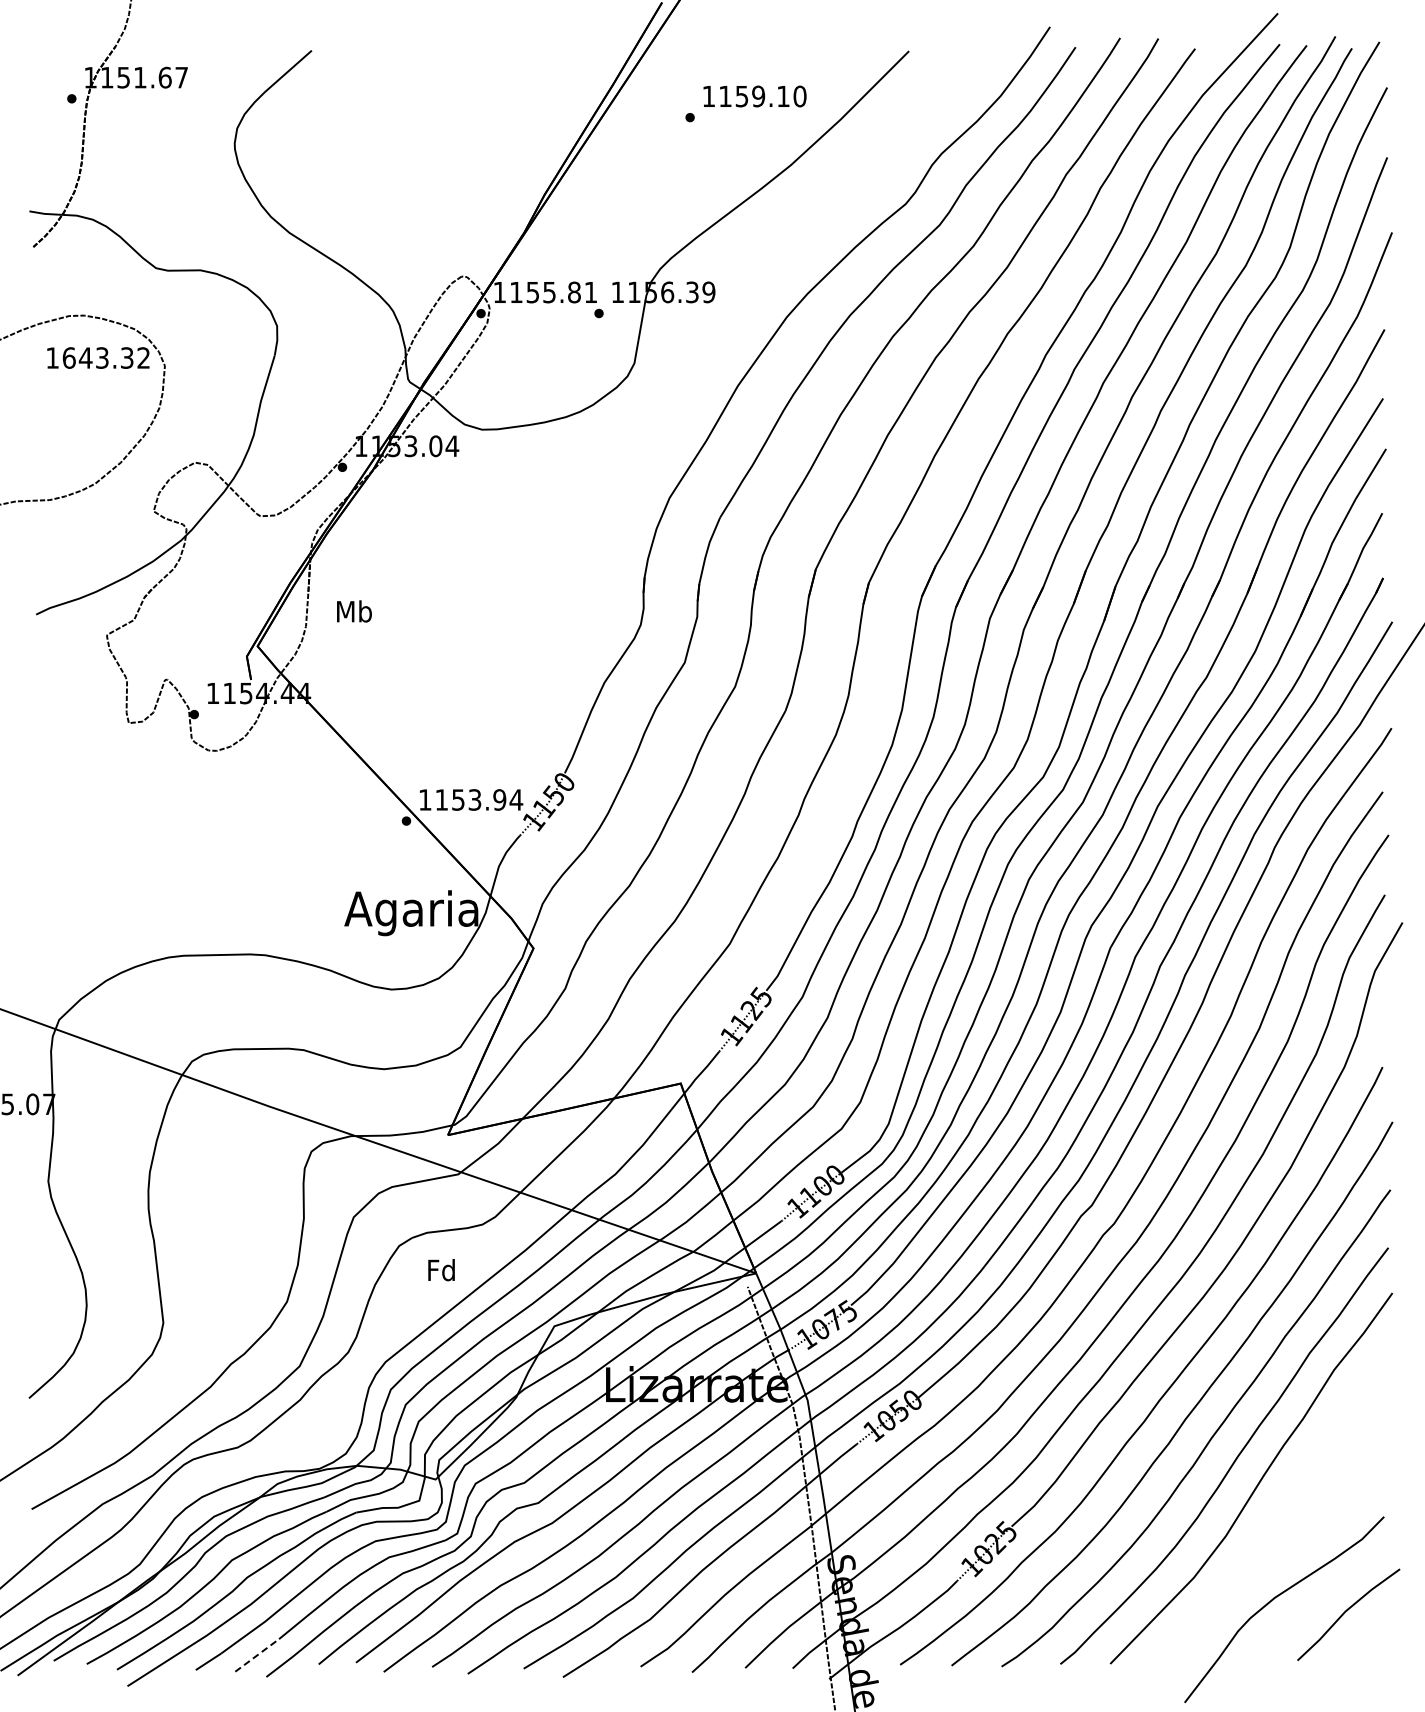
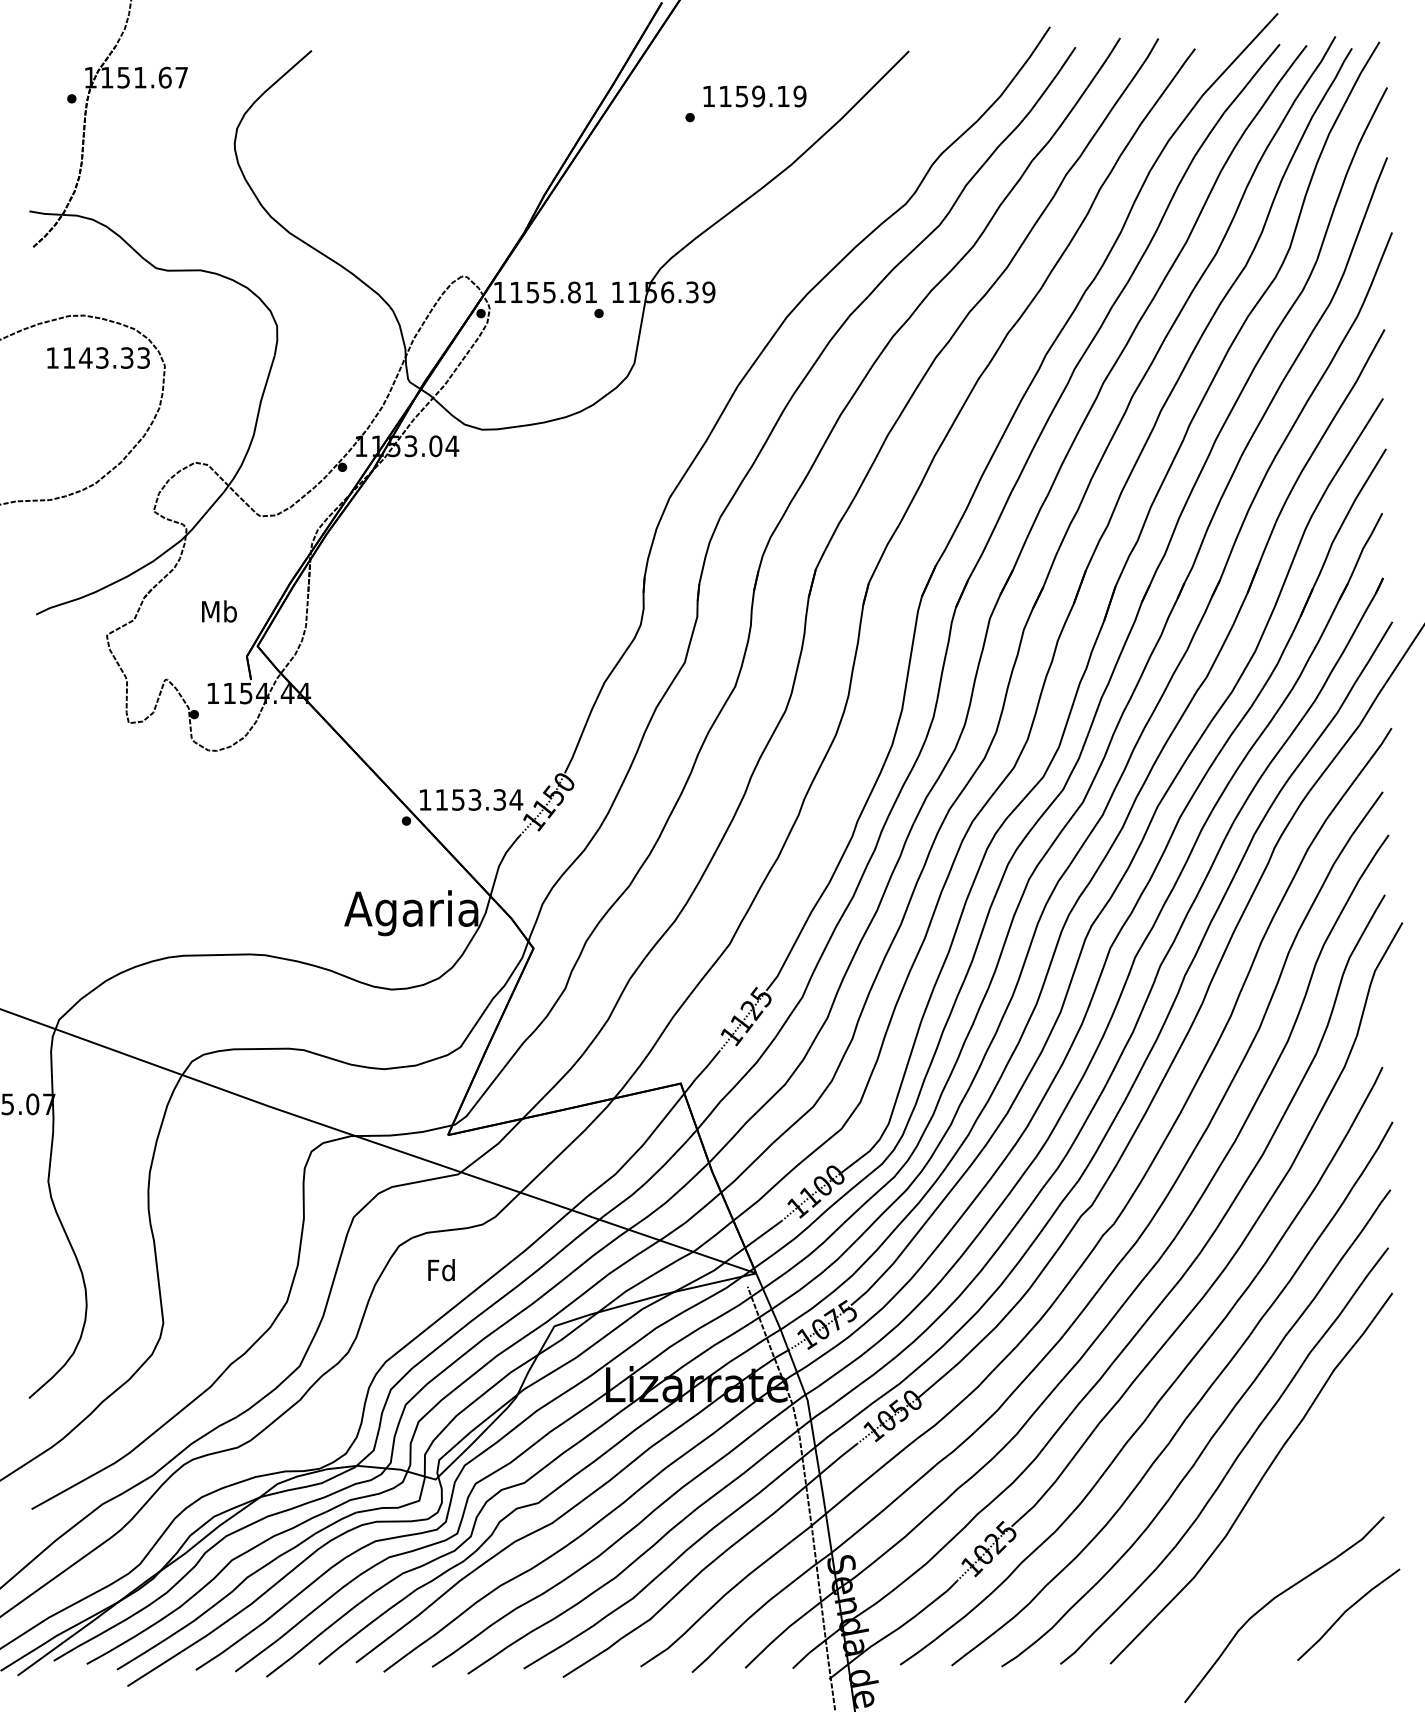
text: 1159.10 -> 1159.19 (799, 96)
text: 1643.32 -> 1143.33 (105, 357)
text position: (354, 611) -> (219, 611) (219, 611)
text: 1153.94 -> 1153.34 (499, 799)
line: dashed -> solid (256, 1655)
